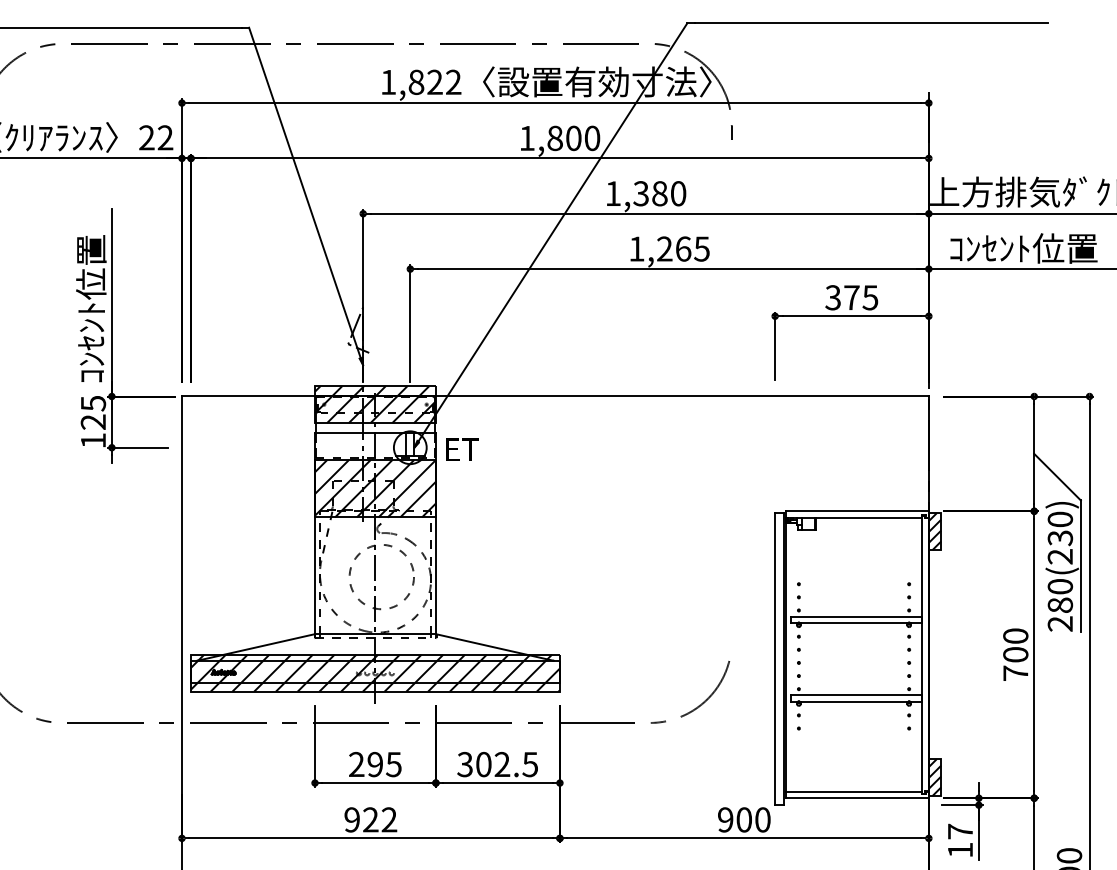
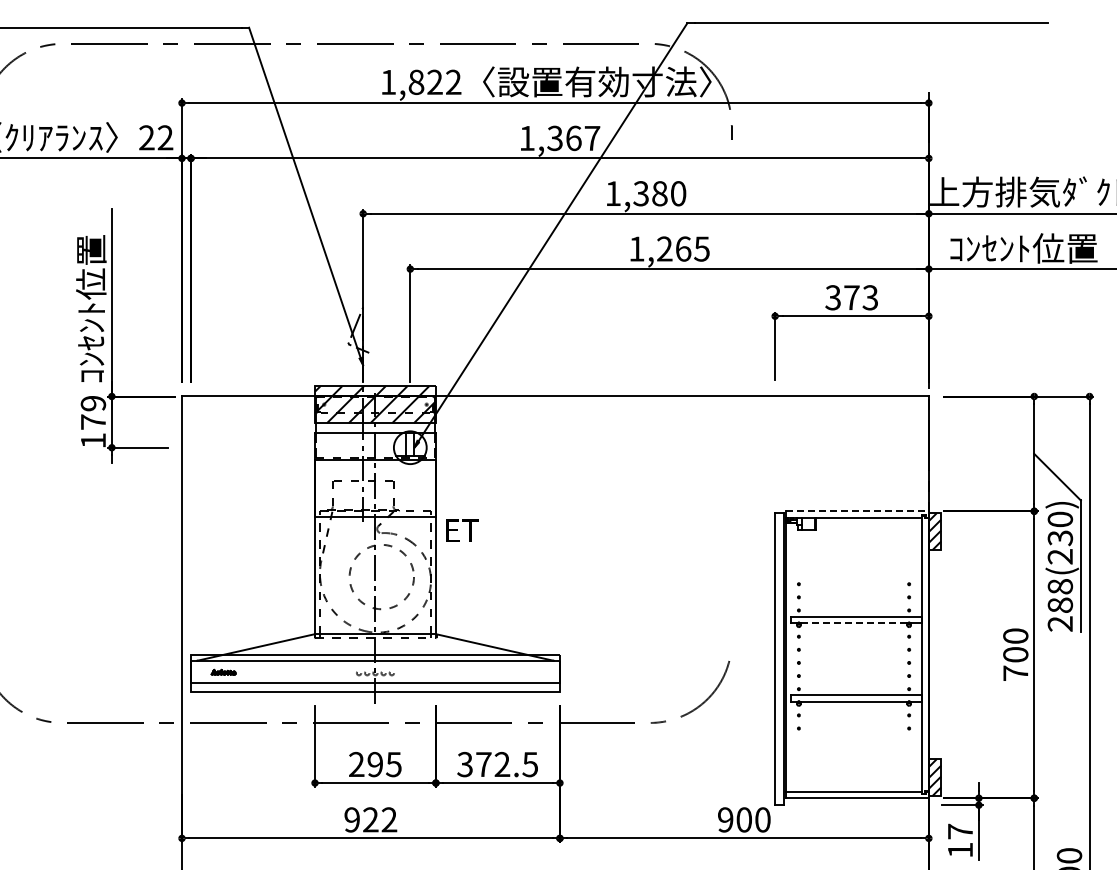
text: 1,800 -> 1,367 (573, 138)
text: 375 -> 373 (870, 297)
text: 125 -> 179 (93, 412)
text position: (462, 449) -> (462, 530) (462, 530)
hatch: present -> none (375, 488)
line: solid -> dashed (857, 511)
text: 280(230) -> 288(230) (1060, 586)
line: solid -> dashed (854, 623)
hatch: present -> none (375, 672)
text: 302.5 -> 372.5 (483, 764)
